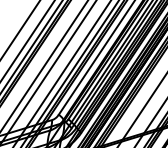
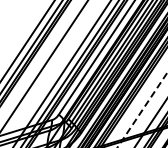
line: present -> none (20, 29)
line: present -> none (48, 71)
line: solid -> dashed (142, 110)
